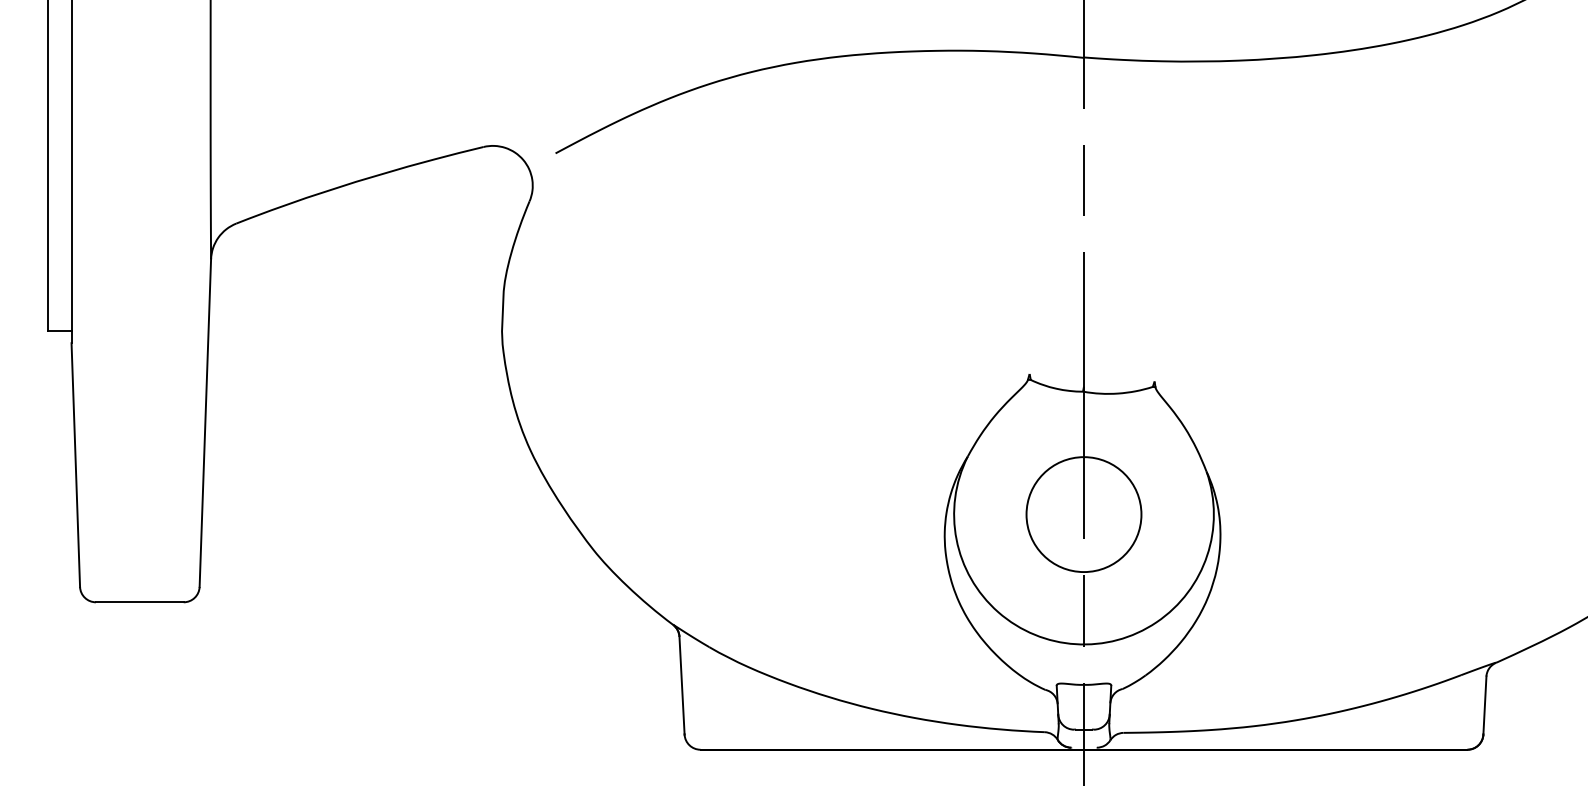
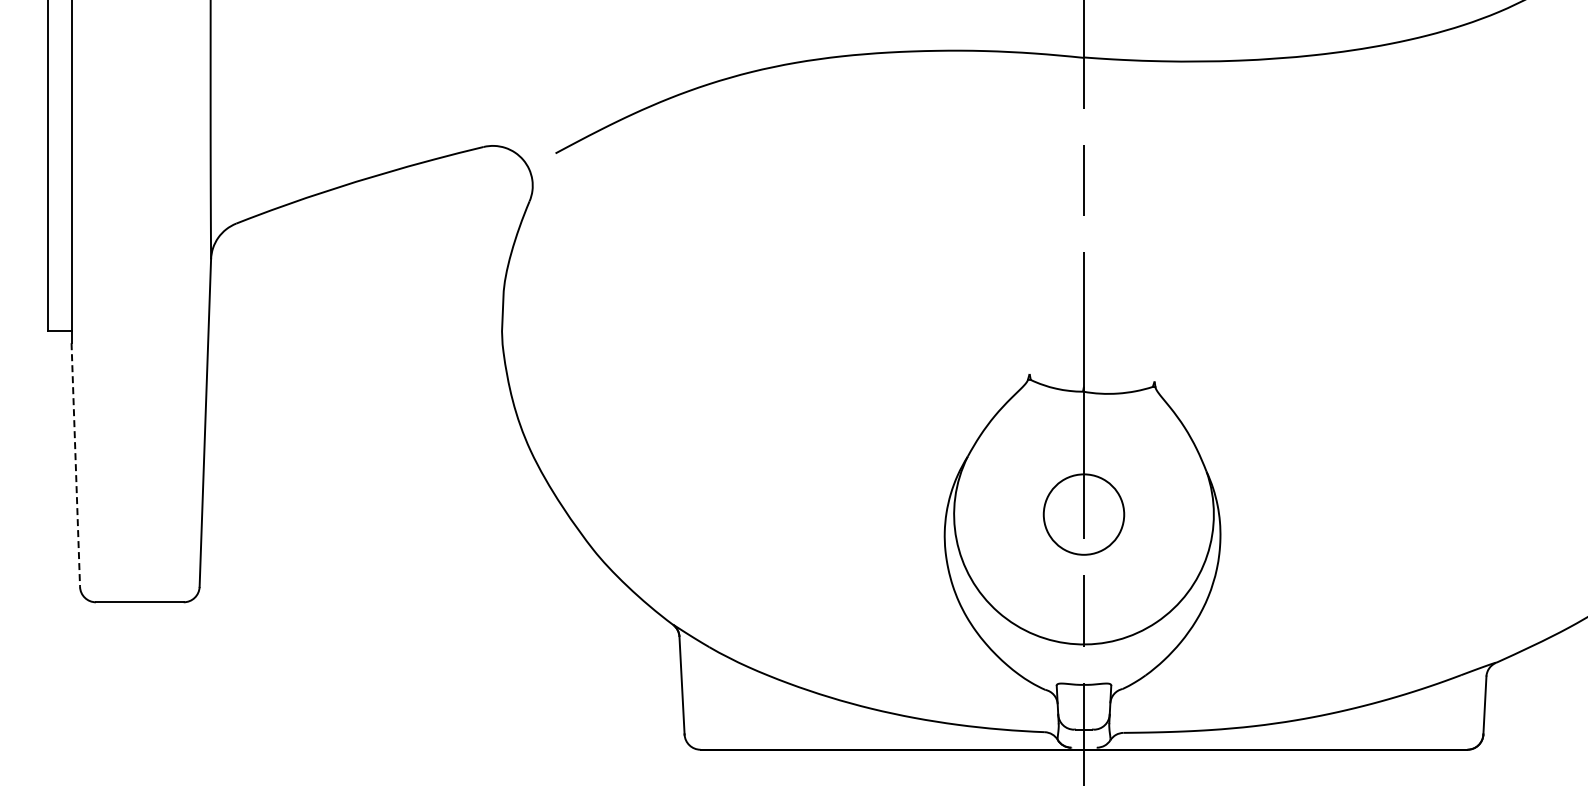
line: solid -> dashed (75, 465)
circle diameter: 115 px -> 80 px (1083, 514)
